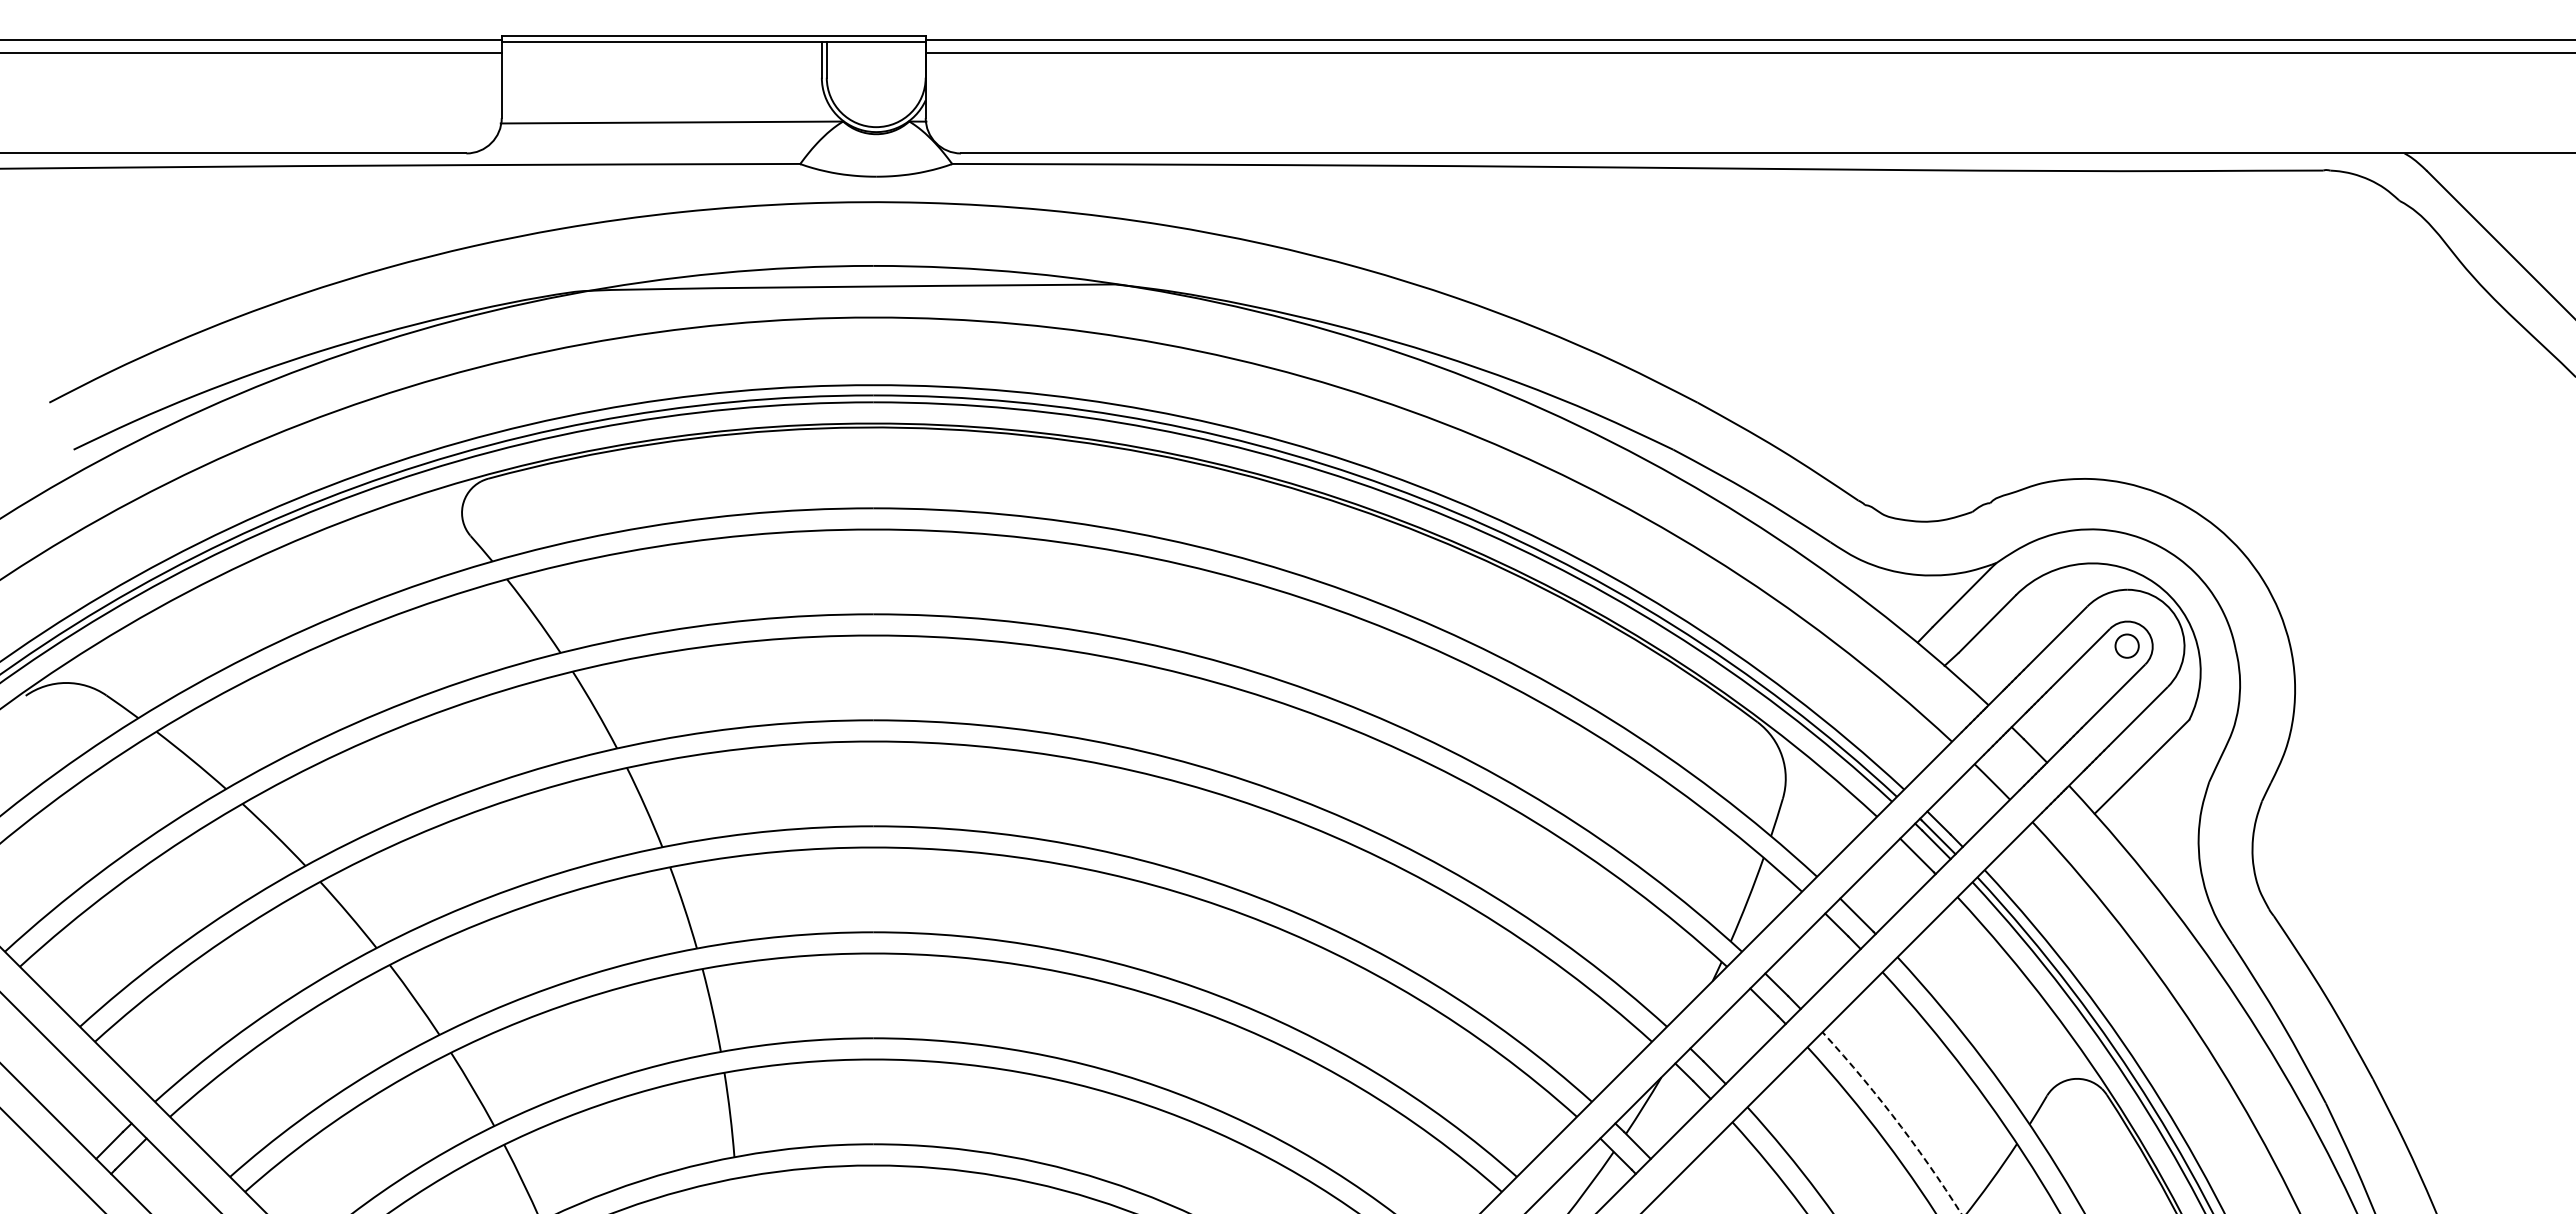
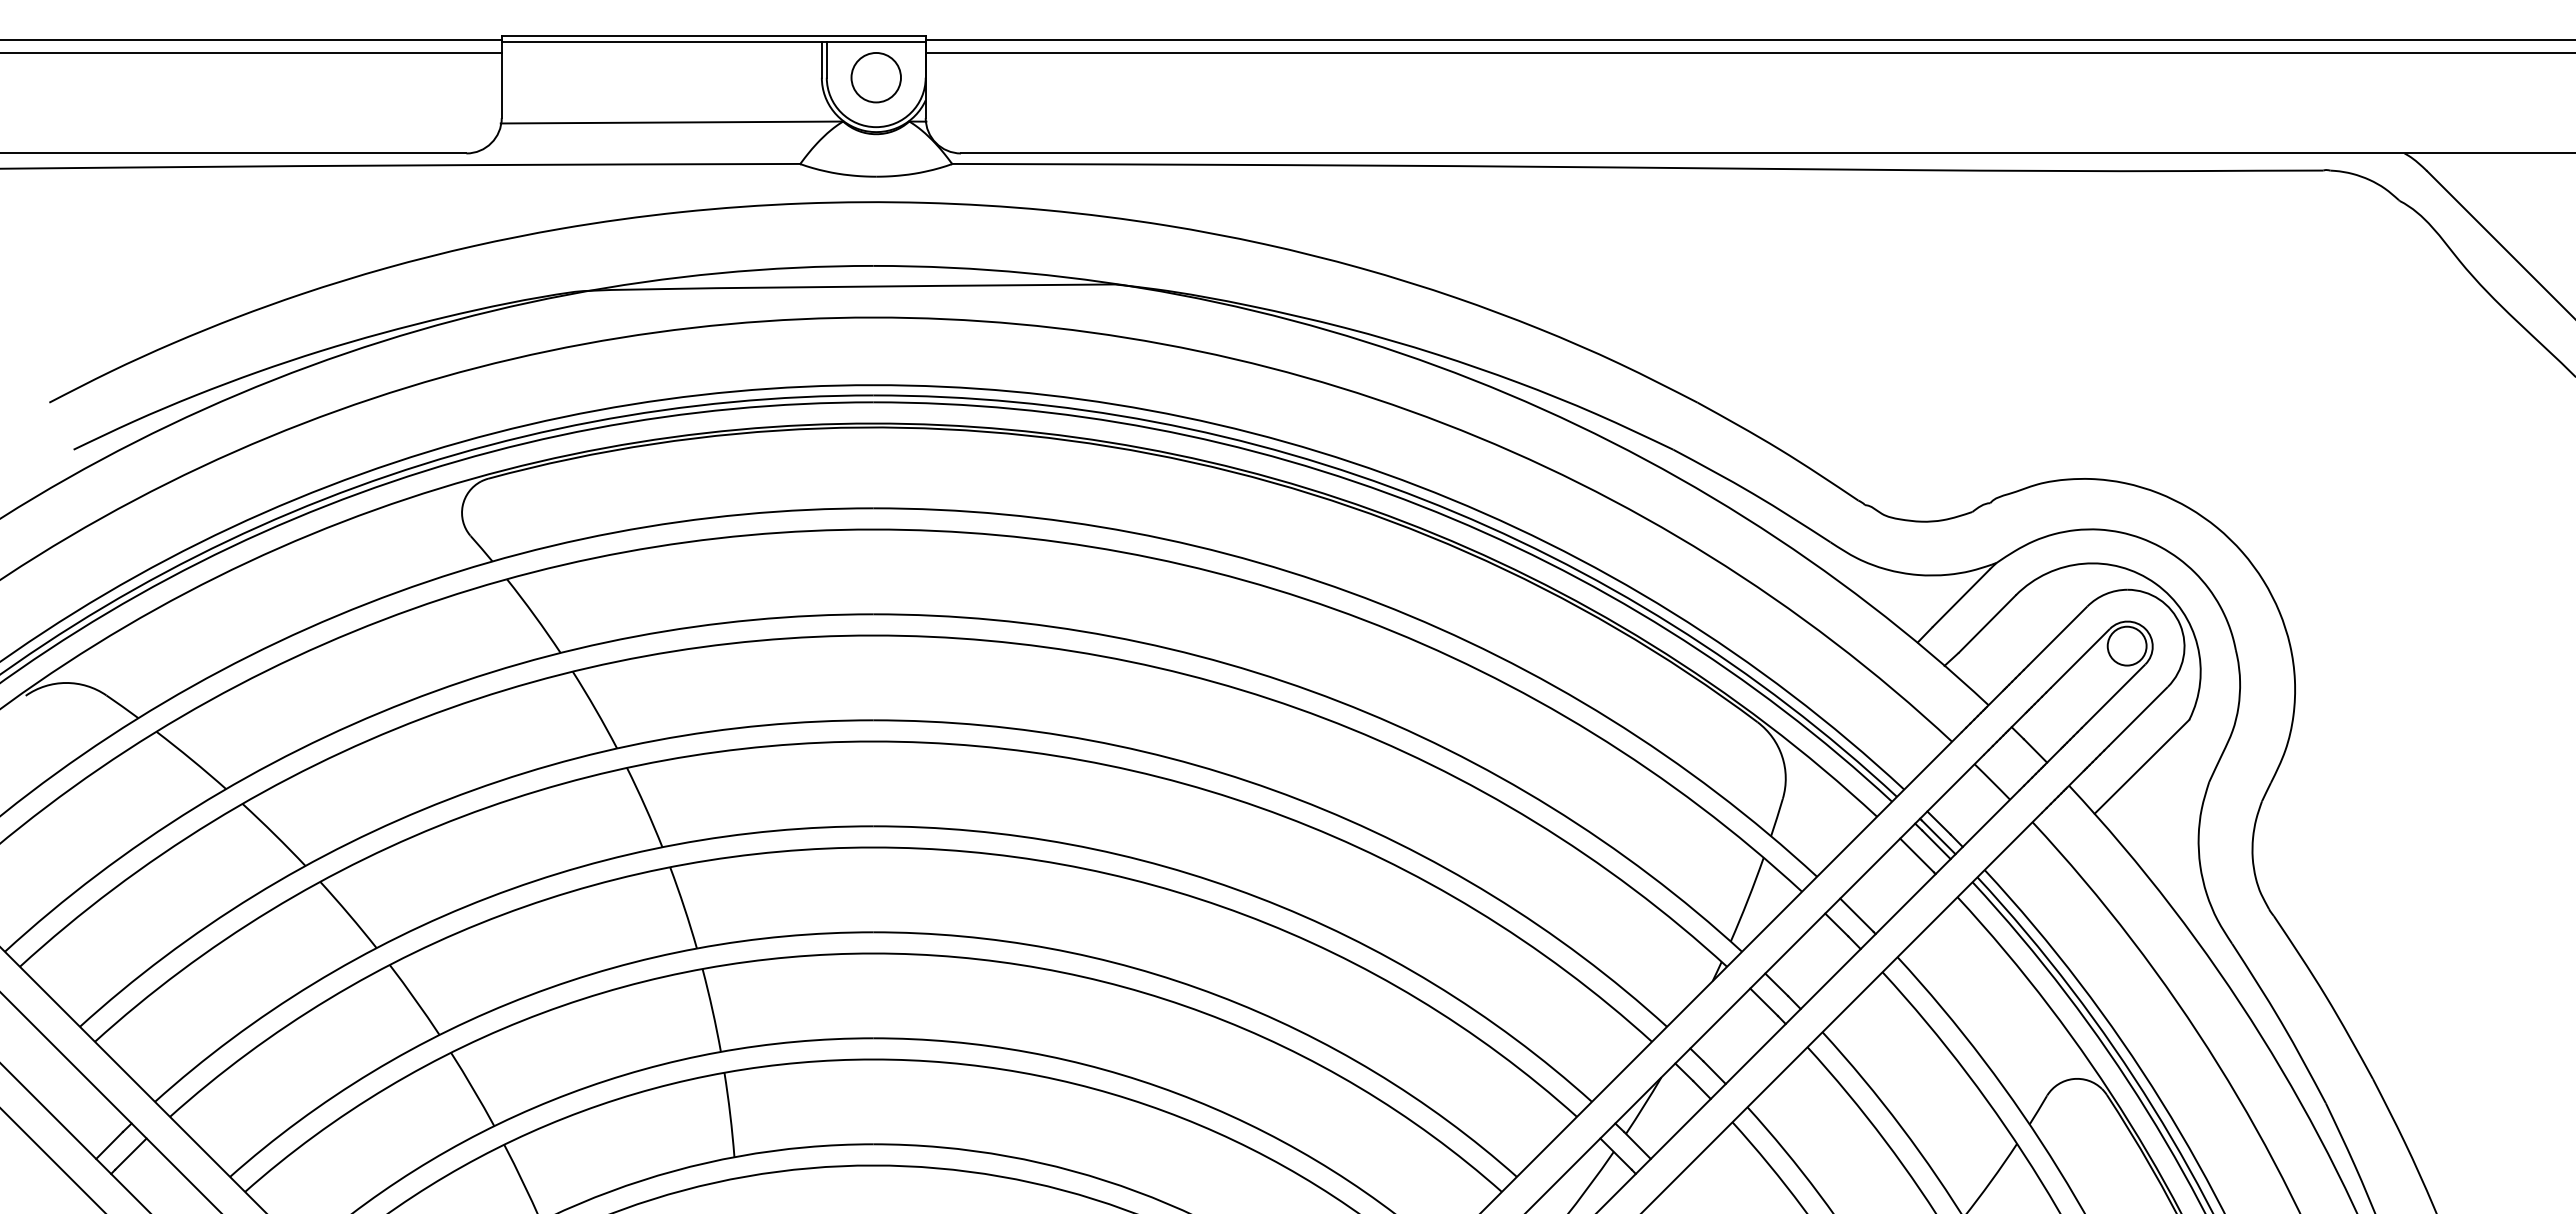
circle: none -> present (875, 77)
circle diameter: 23 px -> 39 px (2126, 645)
arc: dashed -> solid (1896, 1120)
